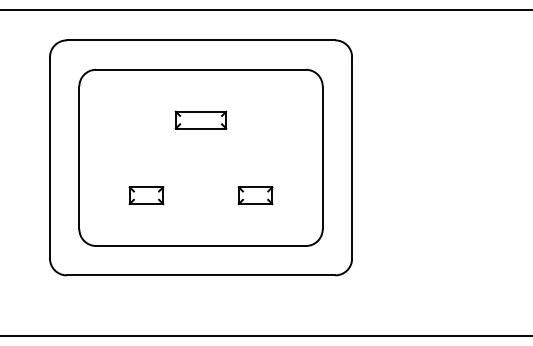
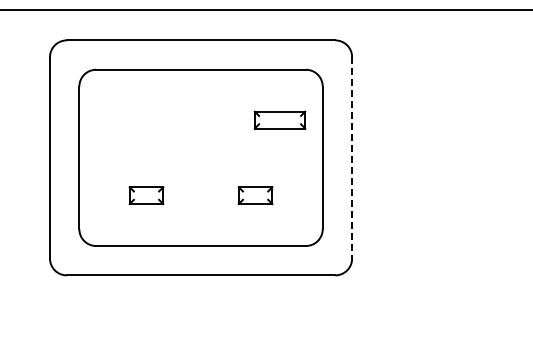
part position: (200, 119) -> (279, 119) (279, 119)
line: solid -> dashed (352, 157)
line: present -> none (265, 335)
